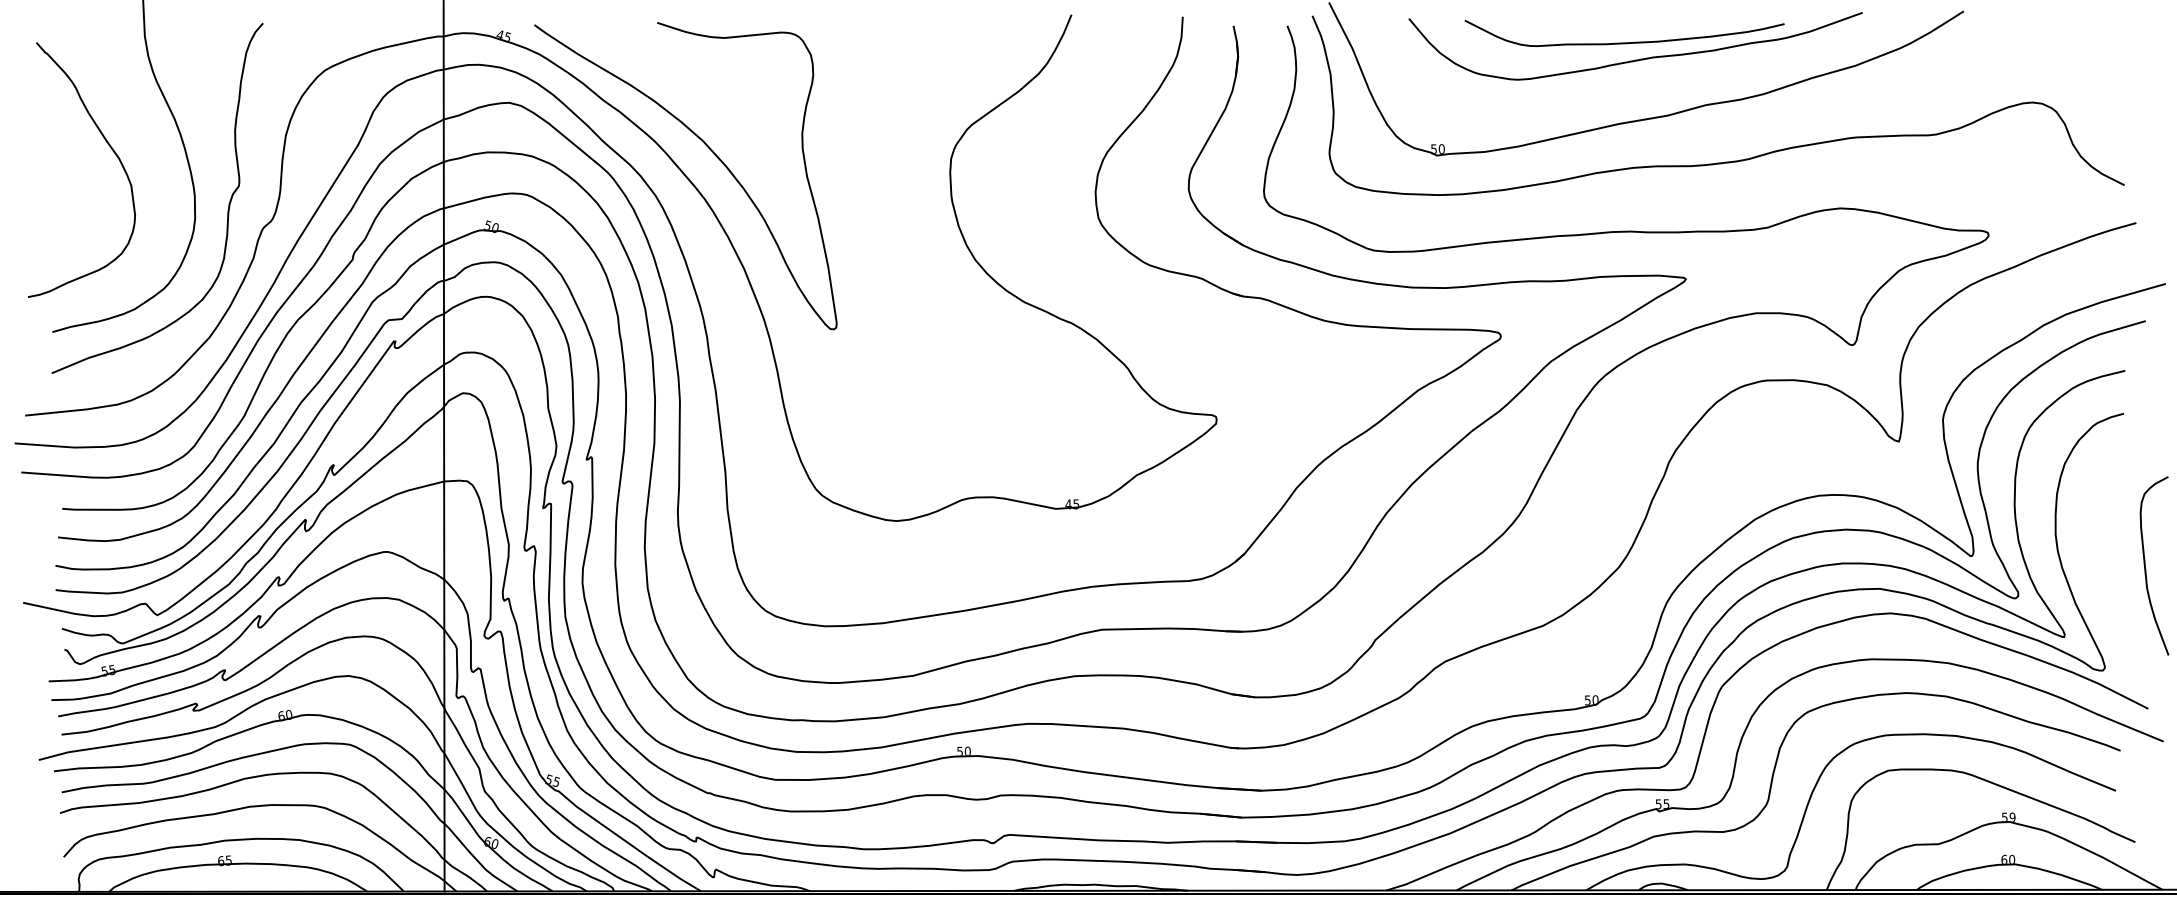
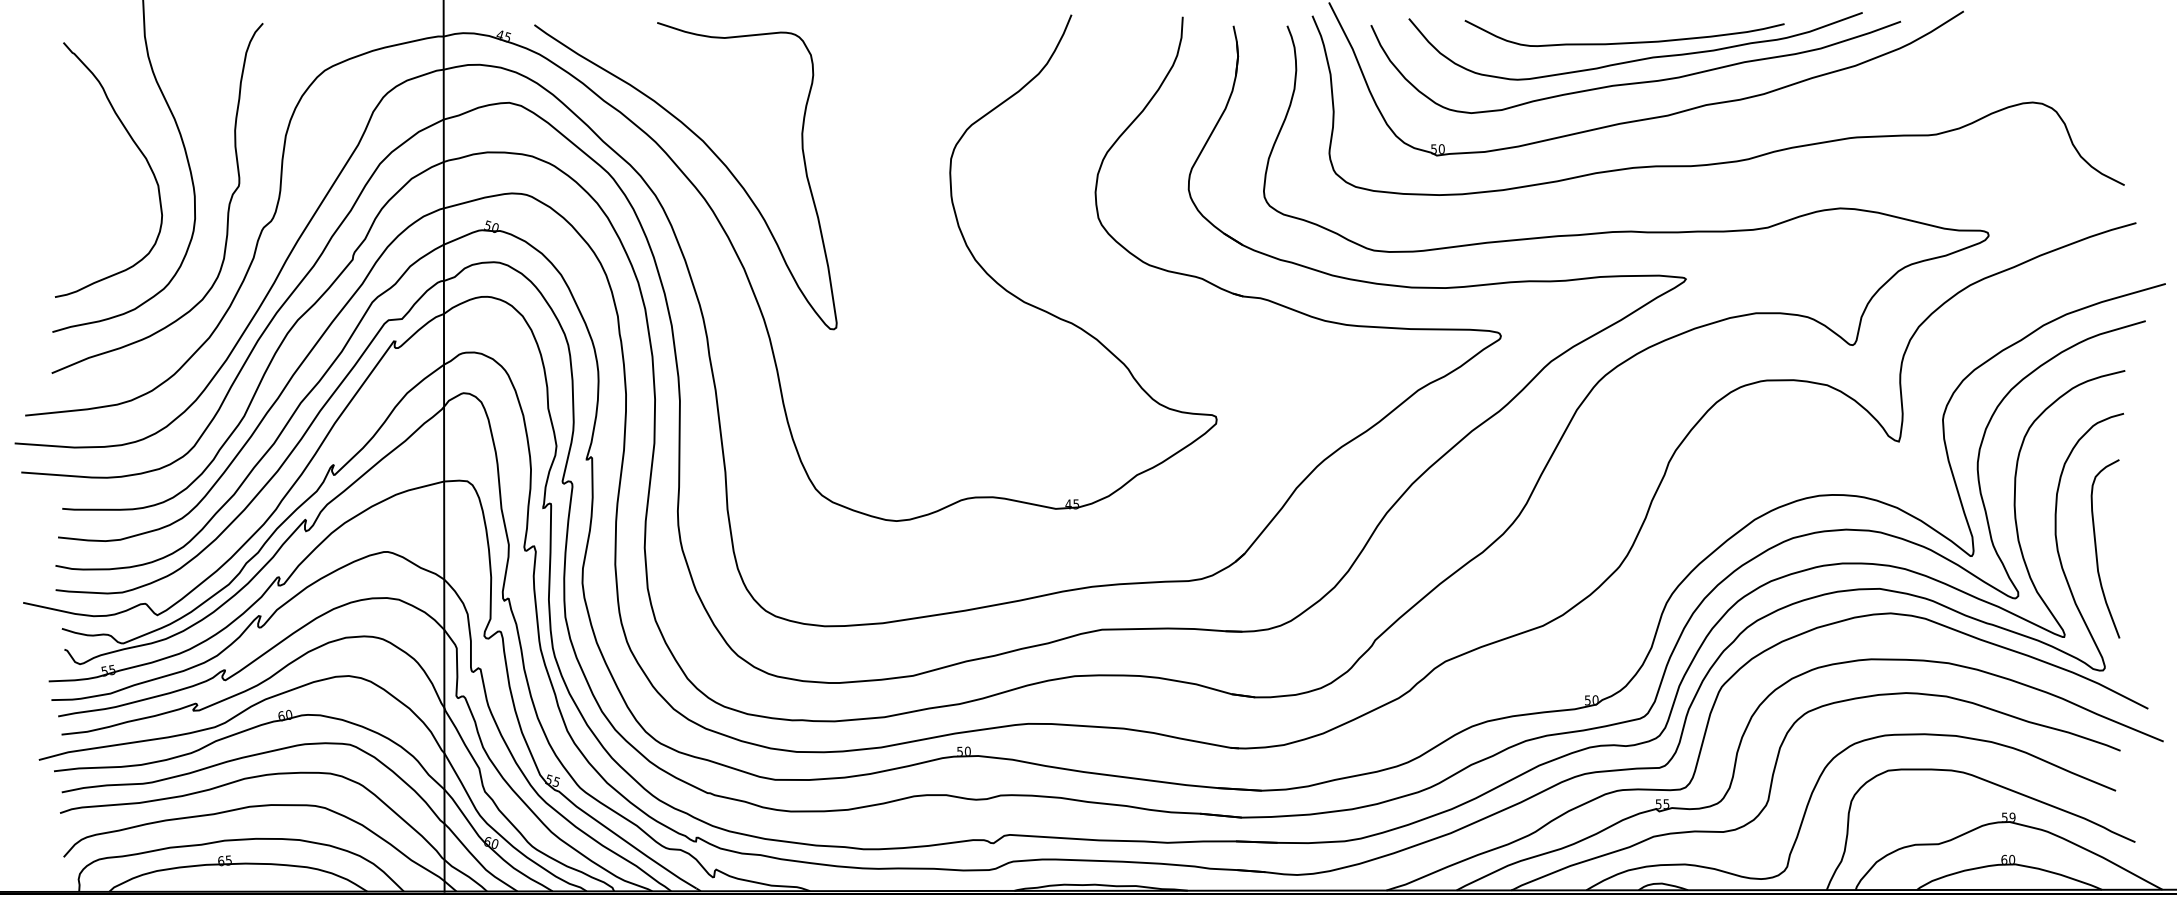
curve: none -> present (1640, 81)
curve position: (110, 148) -> (137, 148) (137, 148)
curve position: (2146, 569) -> (2097, 552) (2097, 552)
